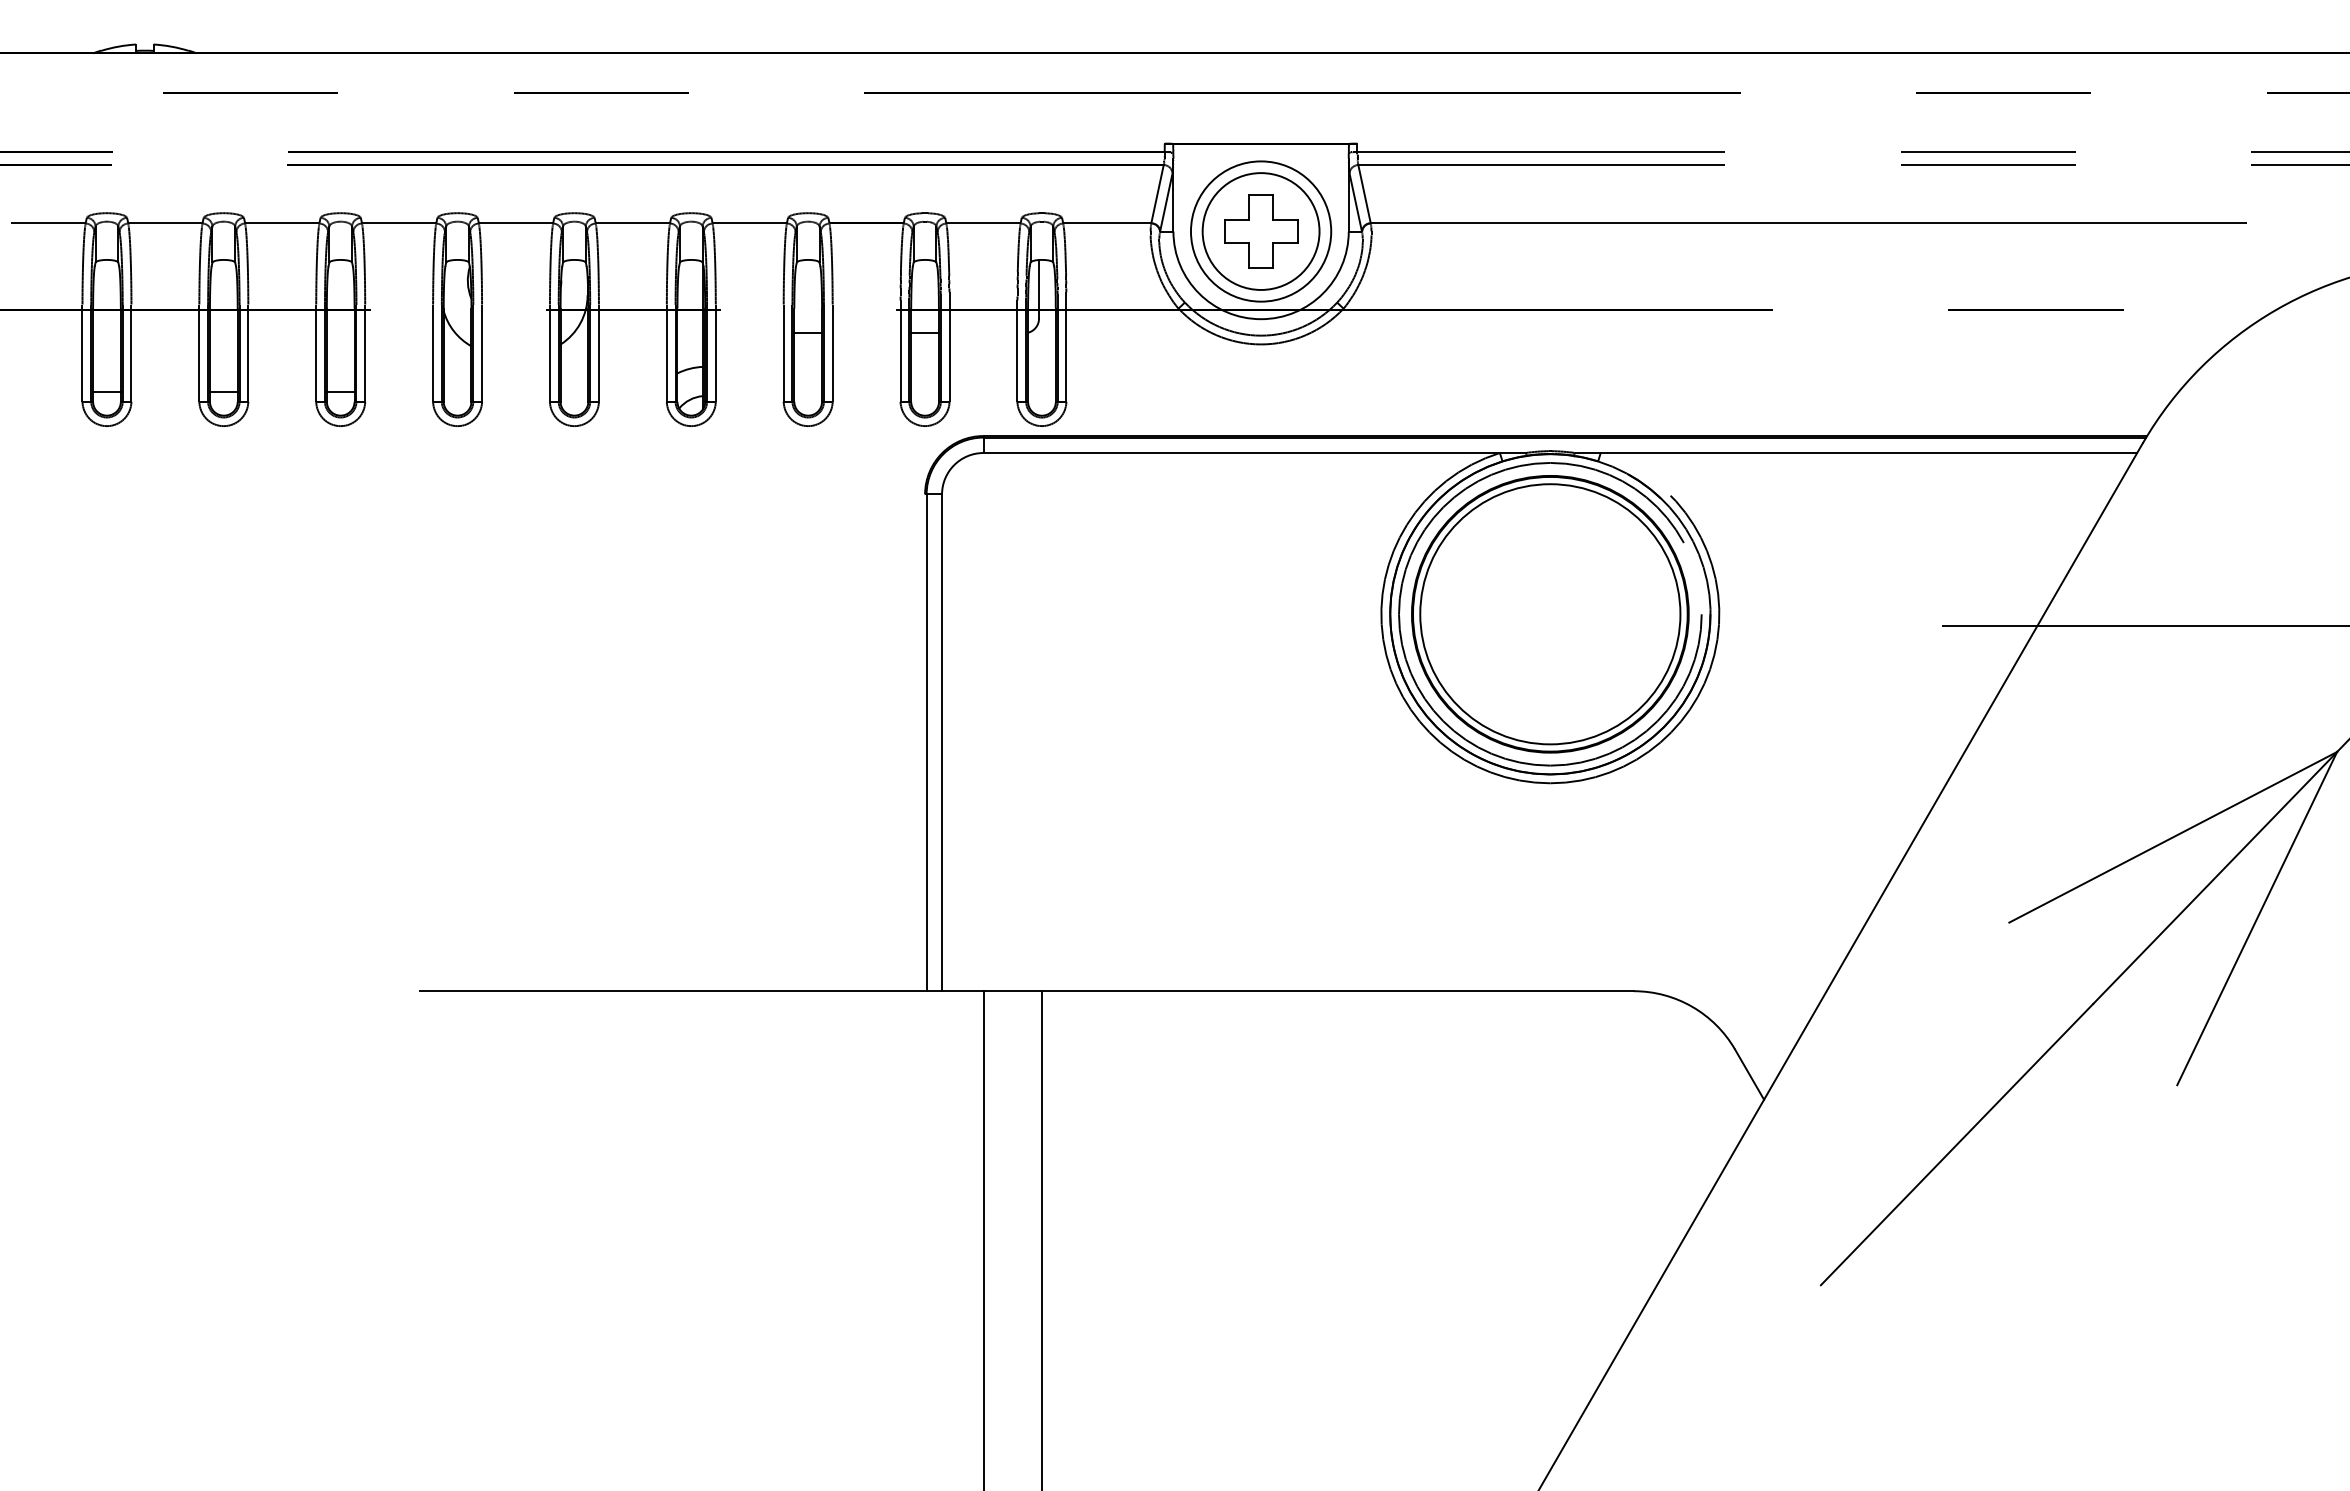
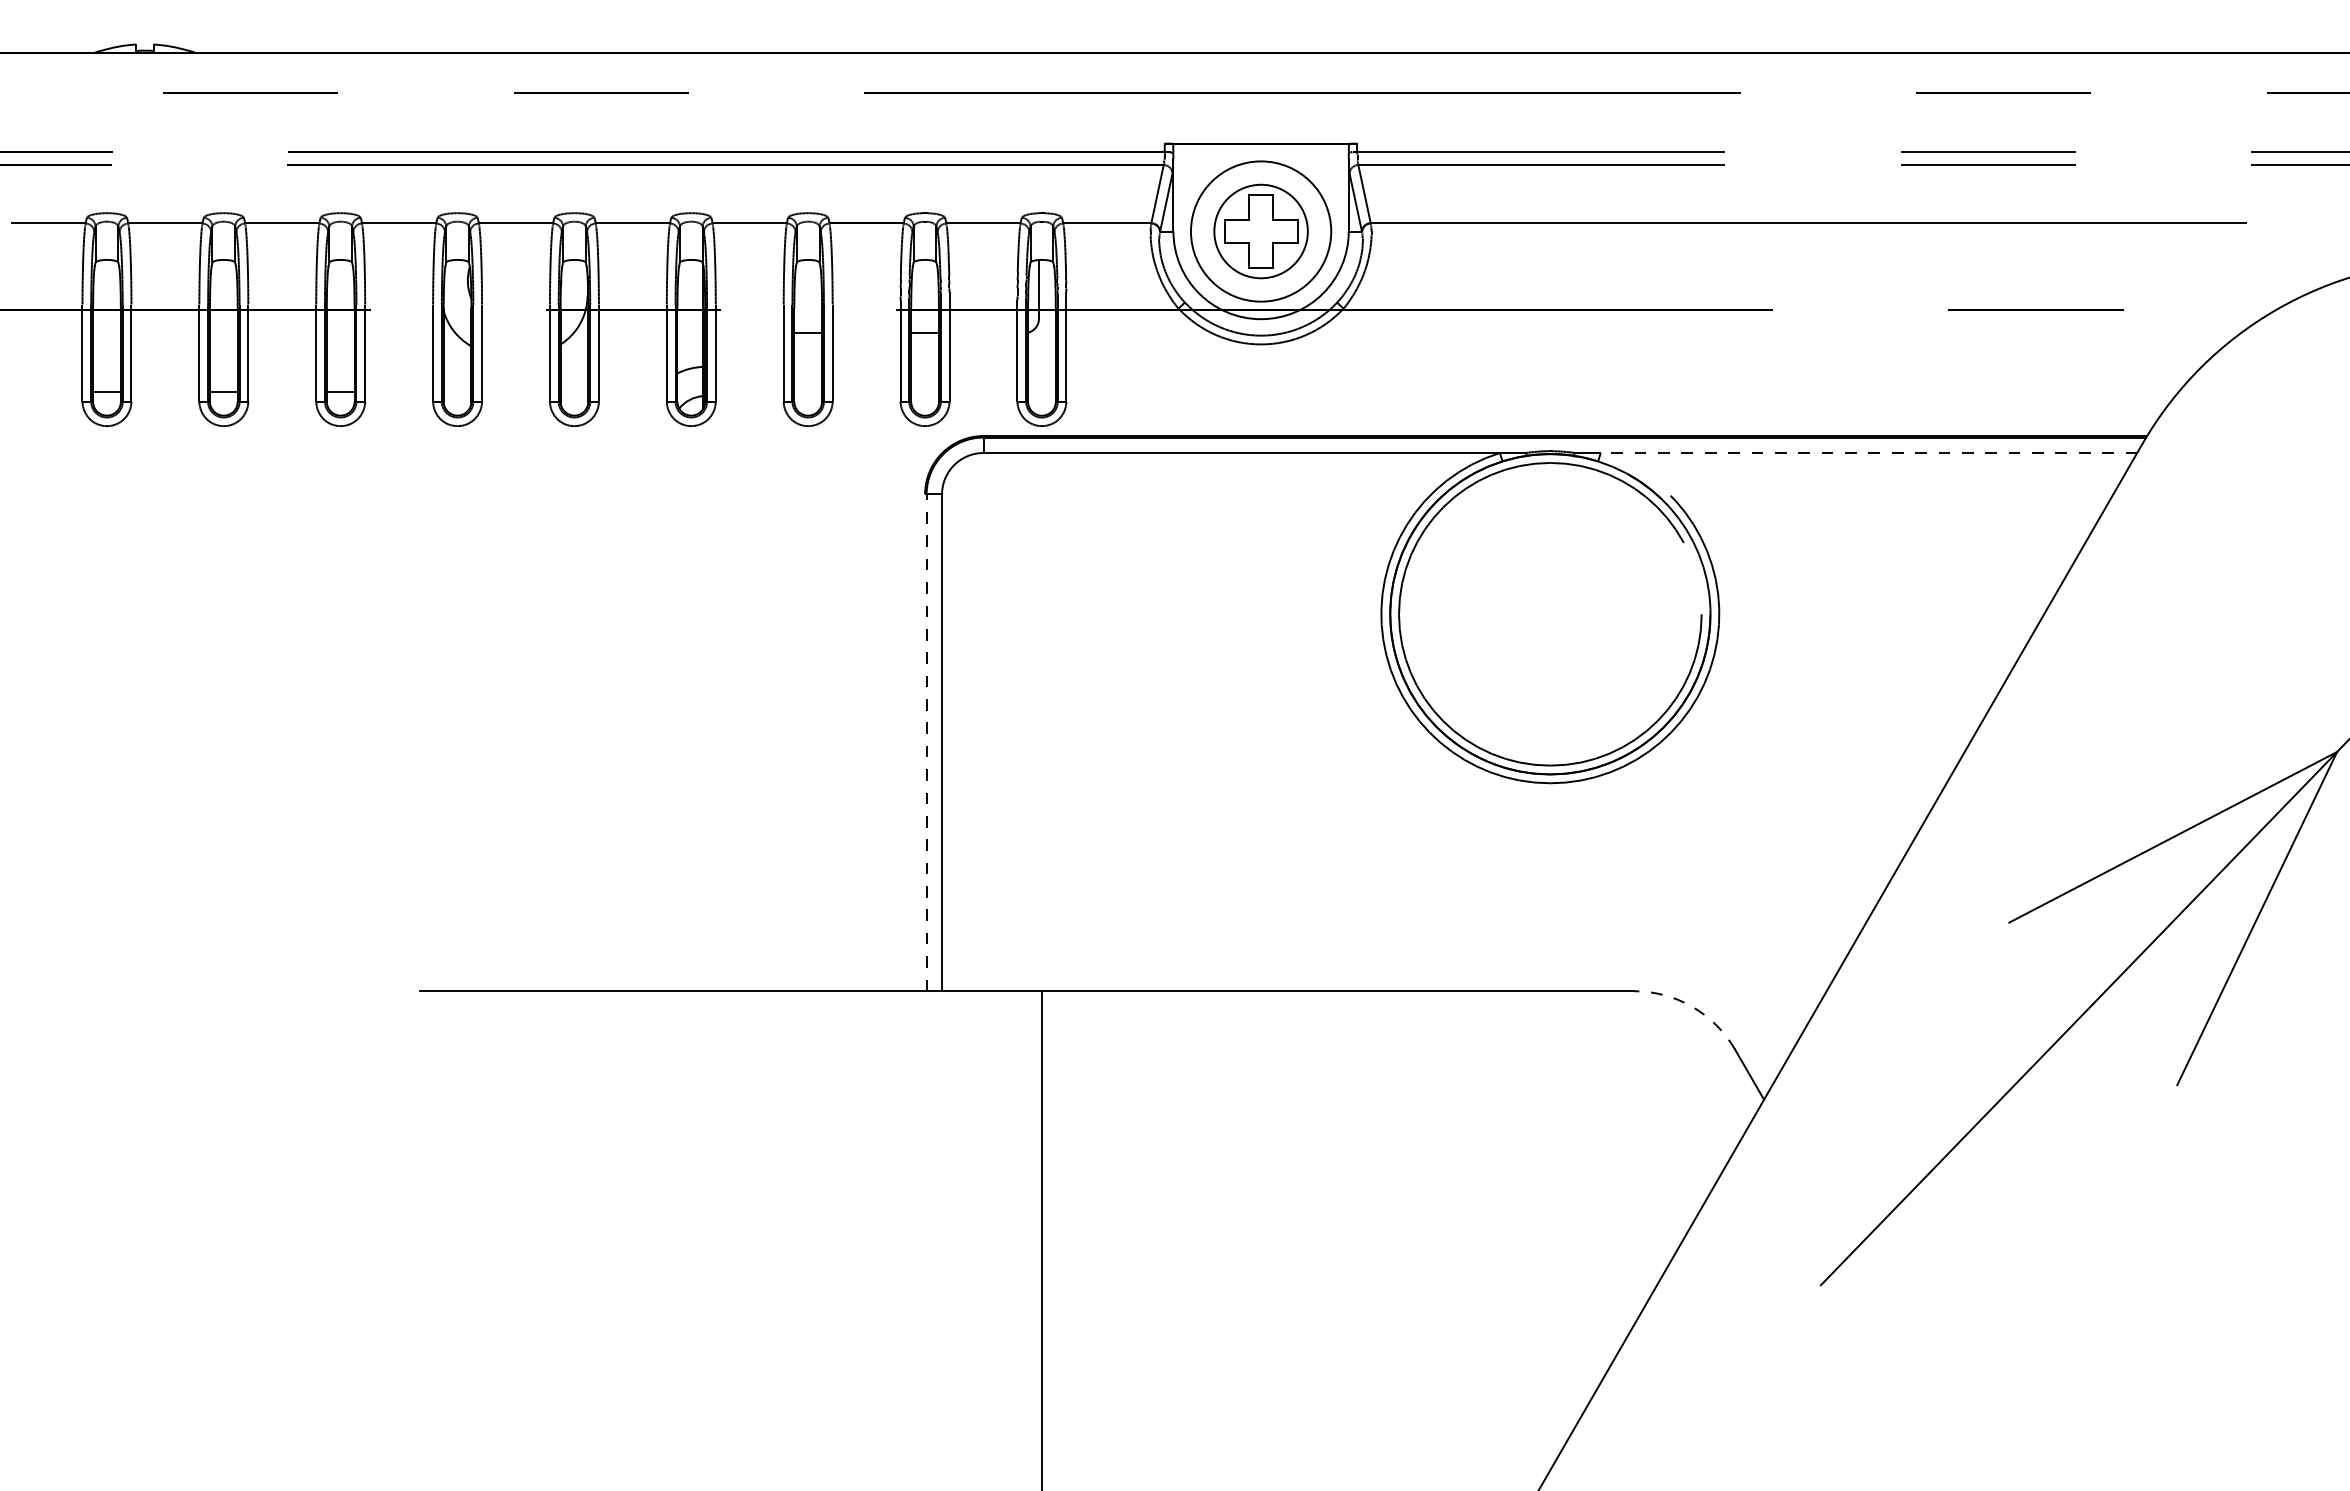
circle diameter: 117 px -> 93 px (1260, 231)
line: solid -> dashed (1868, 453)
part: present -> none (1550, 614)
line: present -> none (2144, 625)
line: solid -> dashed (926, 742)
arc: solid -> dashed (1692, 1006)
line: present -> none (983, 1239)
